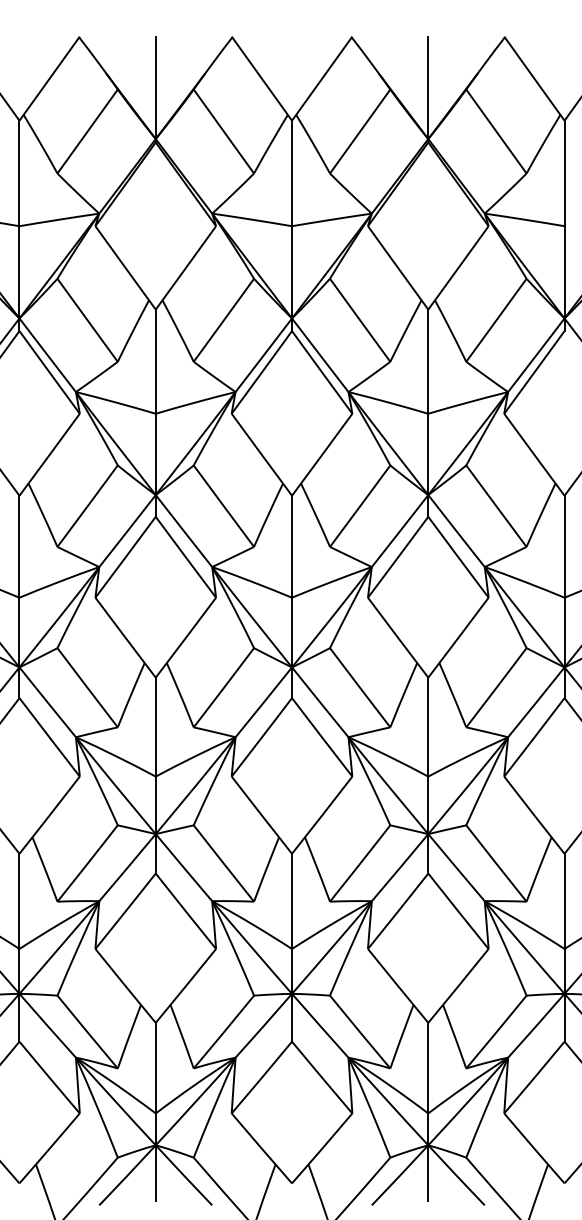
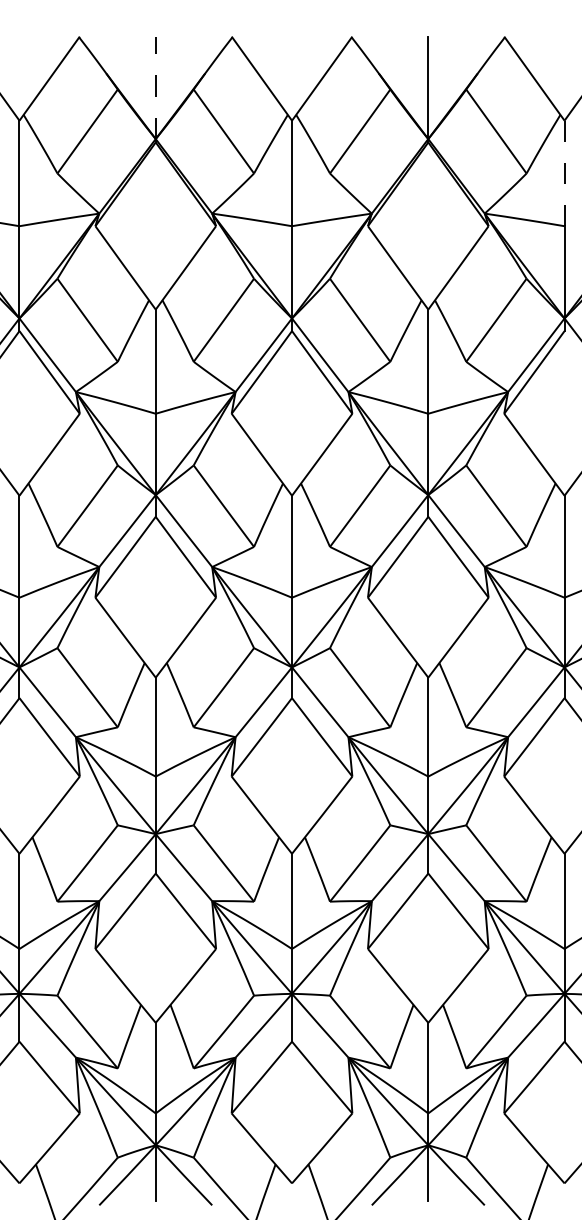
line: solid -> dashed (155, 87)
line: solid -> dashed (564, 173)
